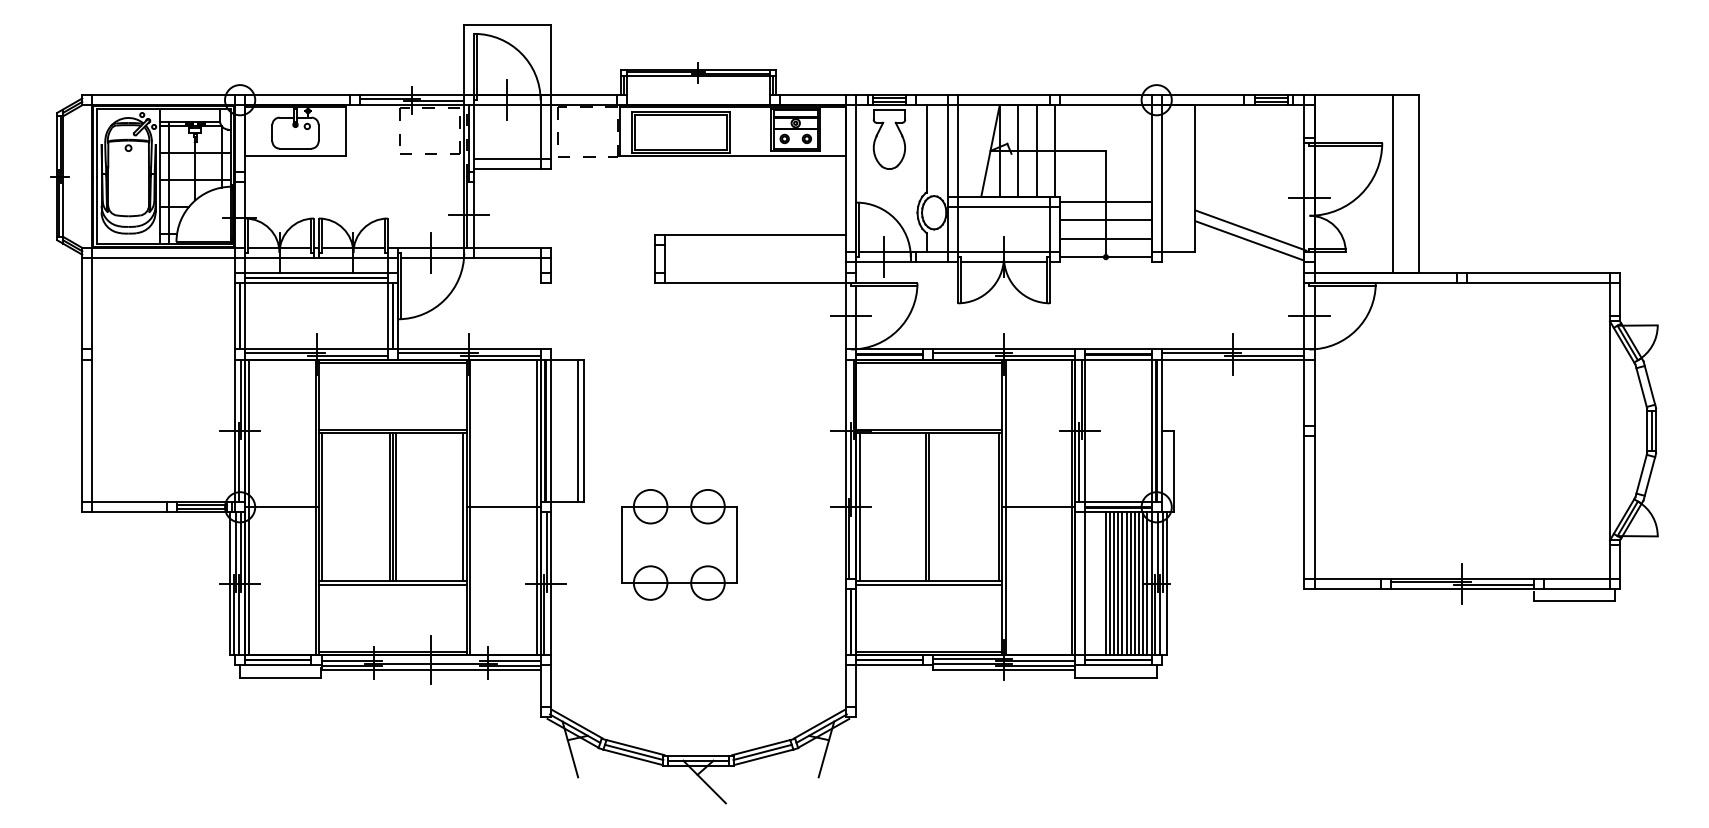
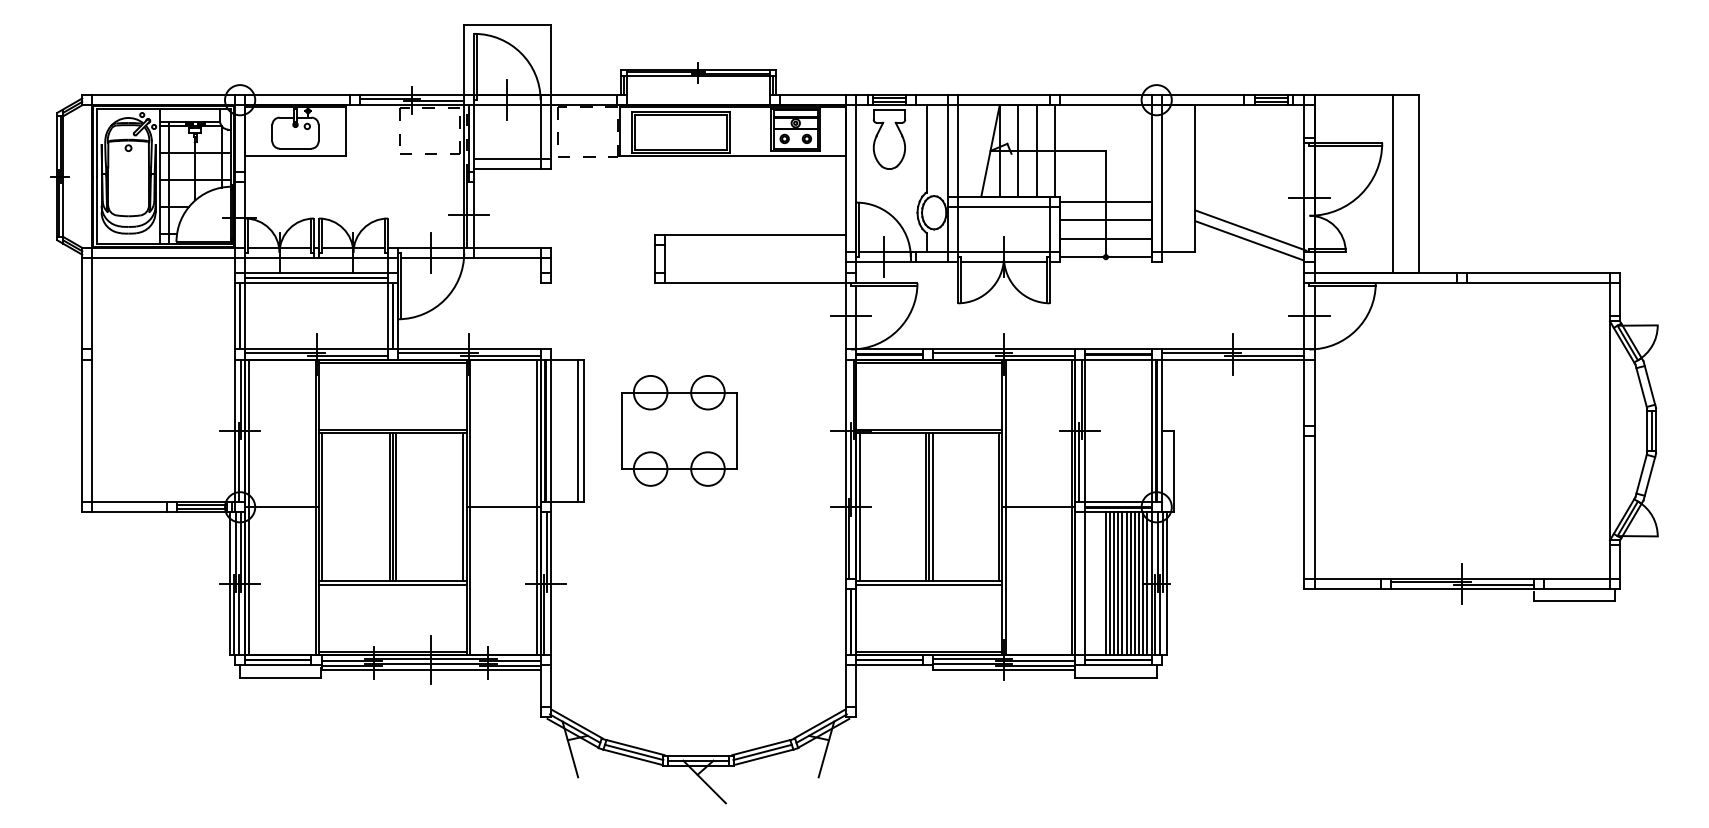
line: none -> present (932, 507)
part position: (679, 544) -> (679, 430) (679, 430)
line: none -> present (430, 658)
